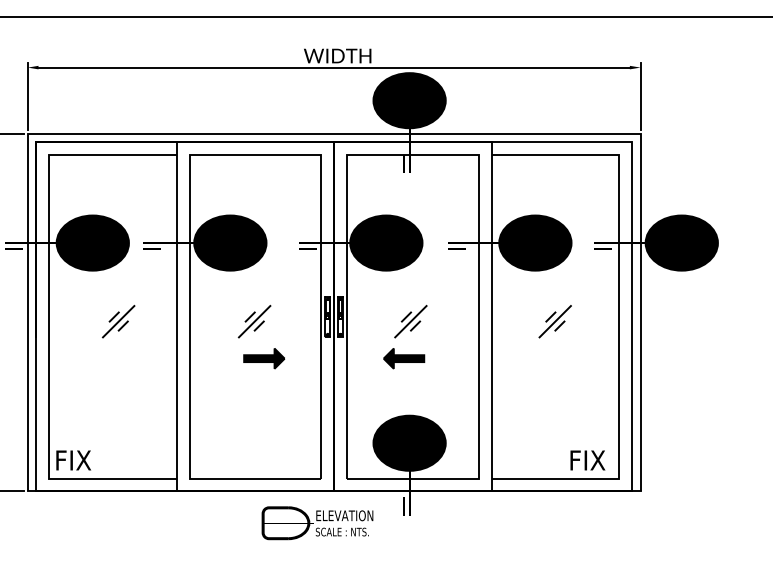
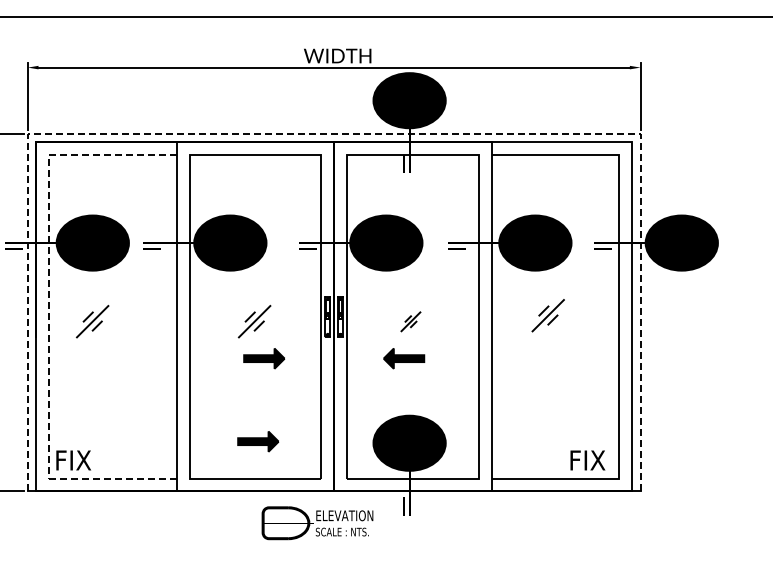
line: solid -> dashed (334, 133)
line: solid -> dashed (49, 316)
part position: (118, 321) -> (92, 321) (92, 321)
part size: 34x34 px -> 22x22 px (410, 321)
part position: (554, 321) -> (547, 315) (547, 315)
part: none -> present (258, 441)
